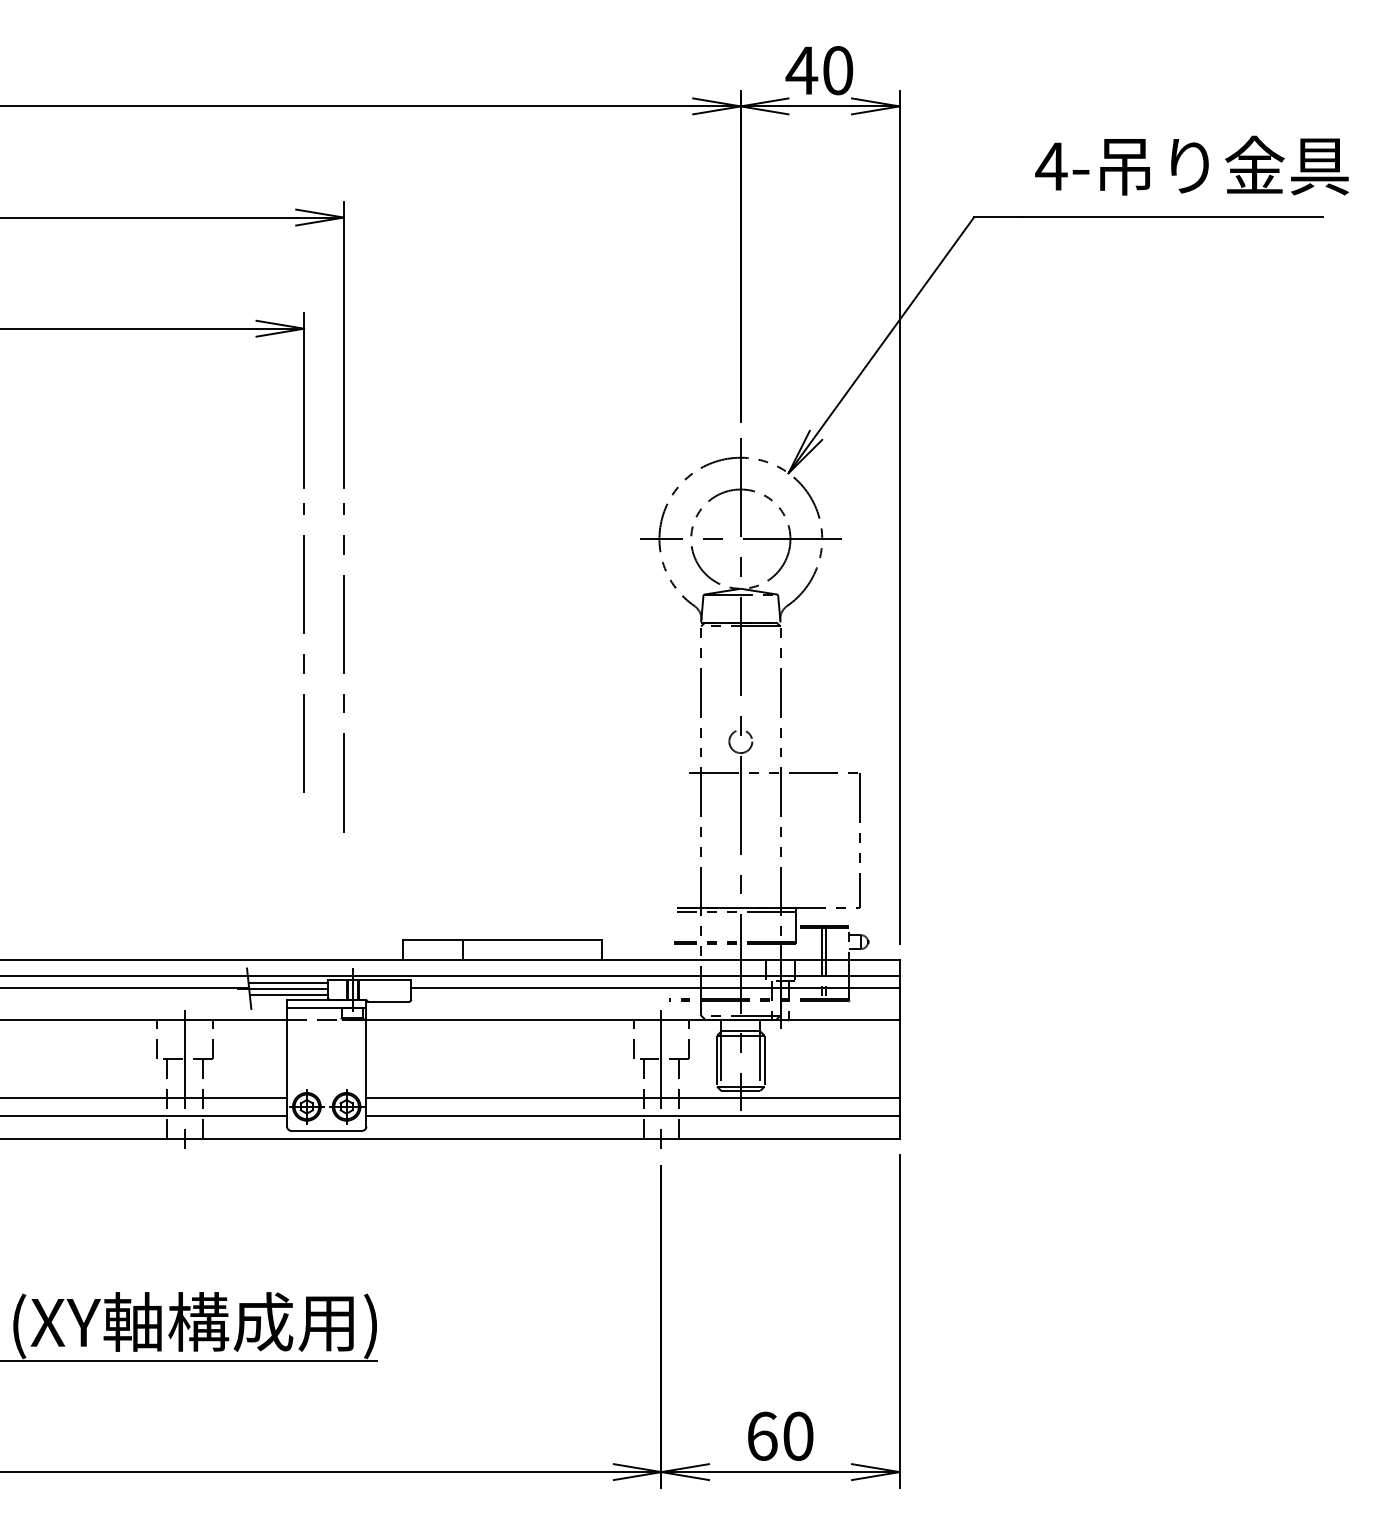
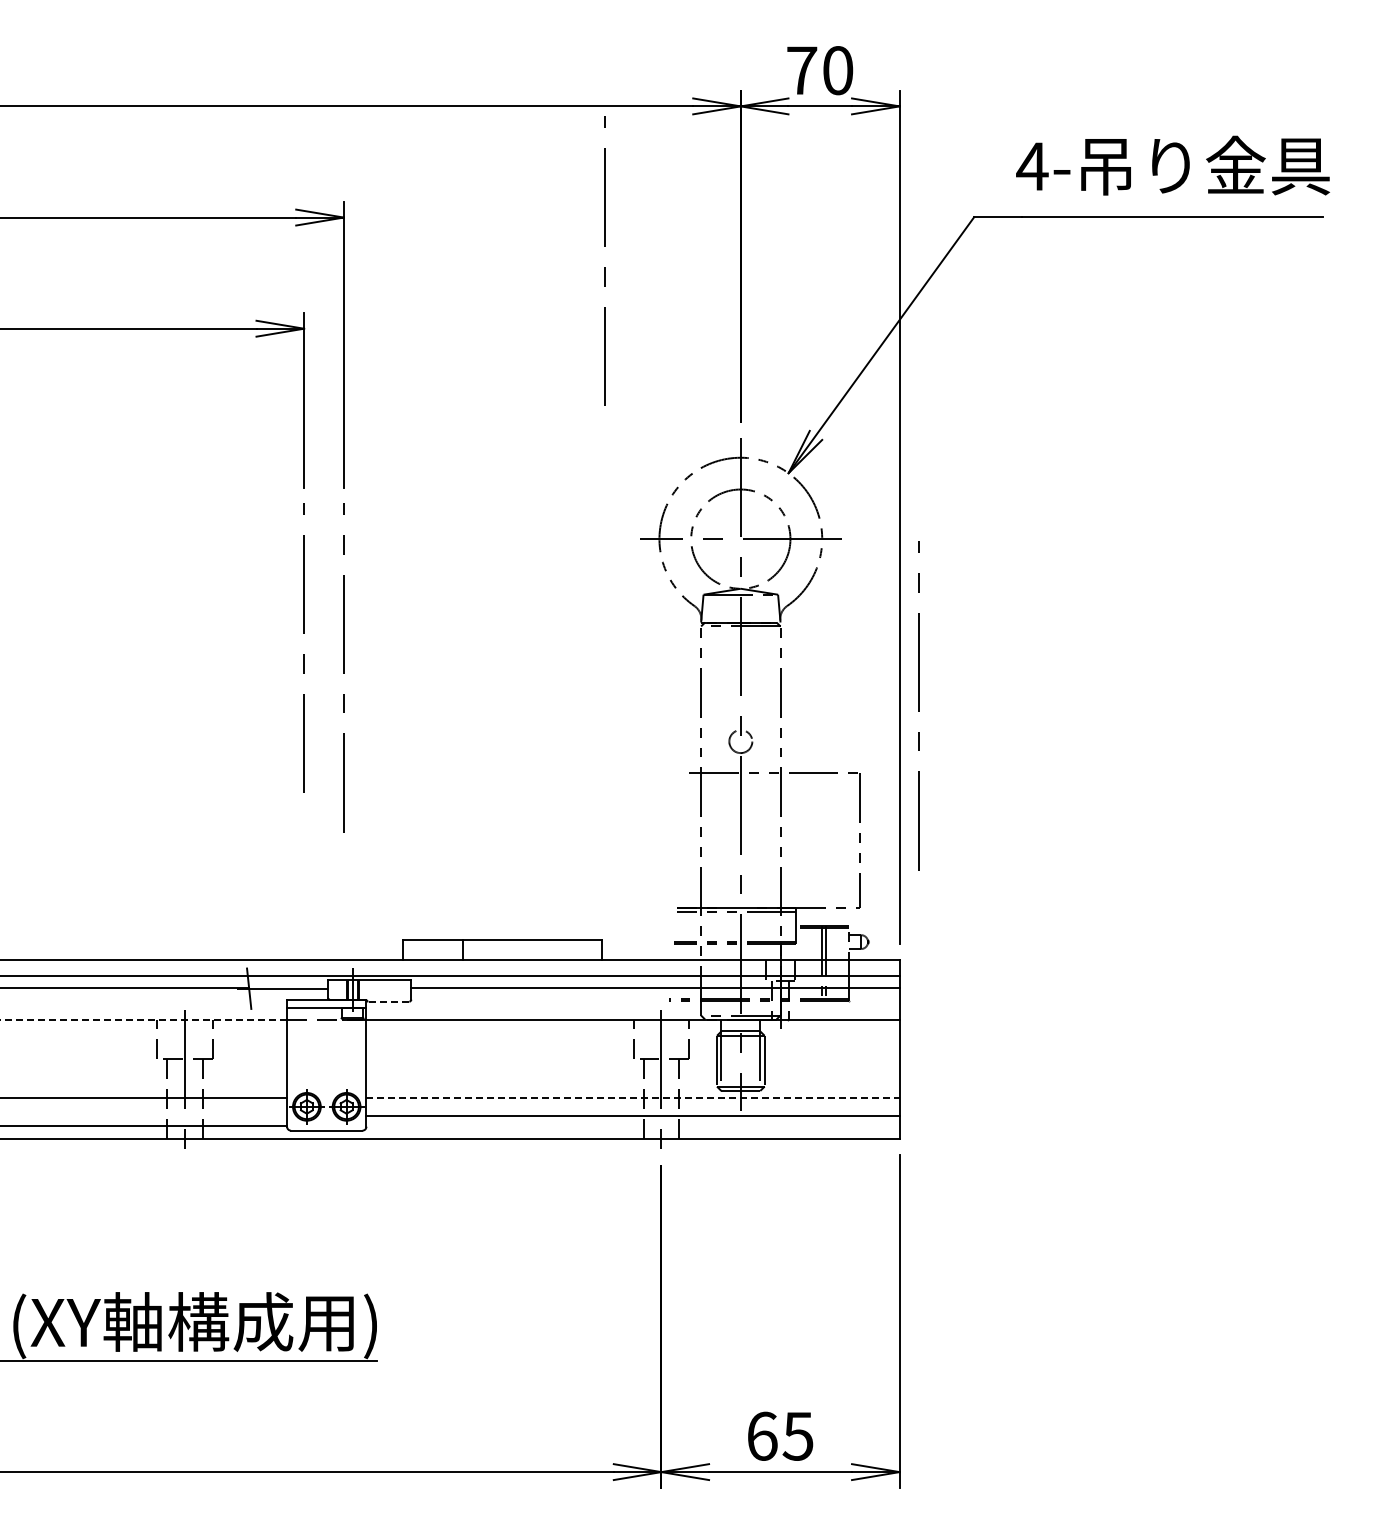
text: 40 -> 70 (801, 70)
text position: (1191, 165) -> (1172, 165) (1172, 165)
line: none -> present (604, 267)
line: none -> present (918, 705)
line: present -> none (287, 982)
line: present -> none (288, 994)
line: solid -> dashed (388, 1001)
line: solid -> dashed (143, 1019)
line: solid -> dashed (633, 1097)
line position: (144, 1115) -> (144, 1125) (144, 1125)
text: 60 -> 65 (797, 1435)
